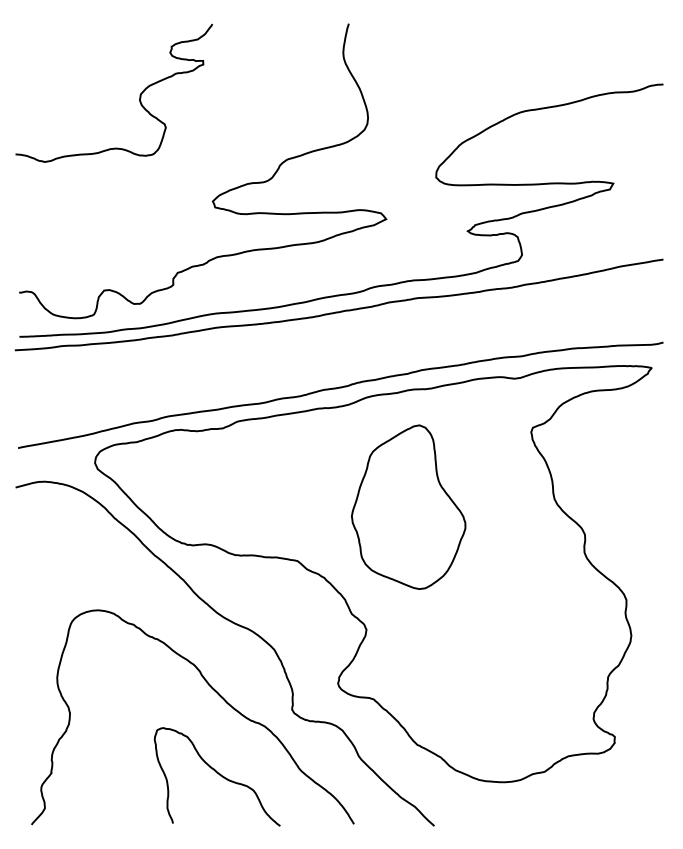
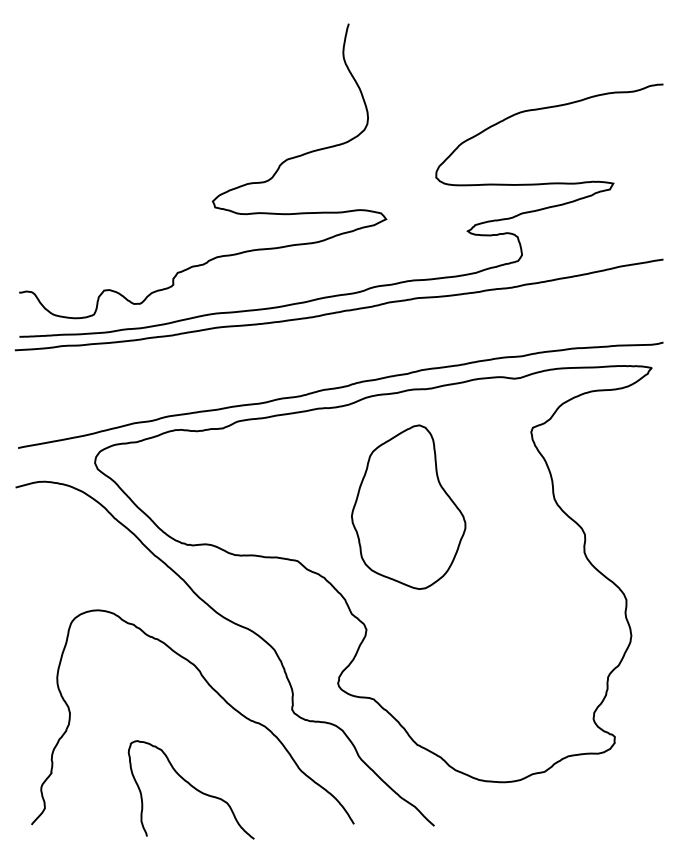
curve: present -> none (139, 94)
curve position: (218, 774) -> (192, 787) (192, 787)
